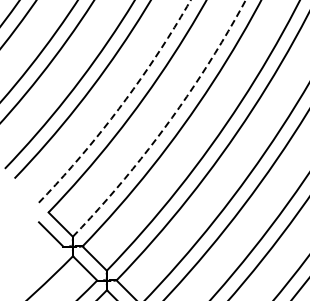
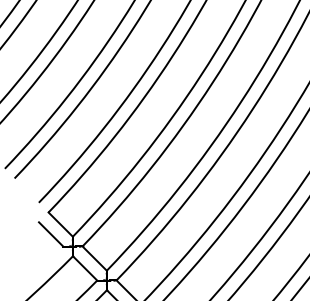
arc: dashed -> solid (121, 105)
arc: dashed -> solid (168, 123)
